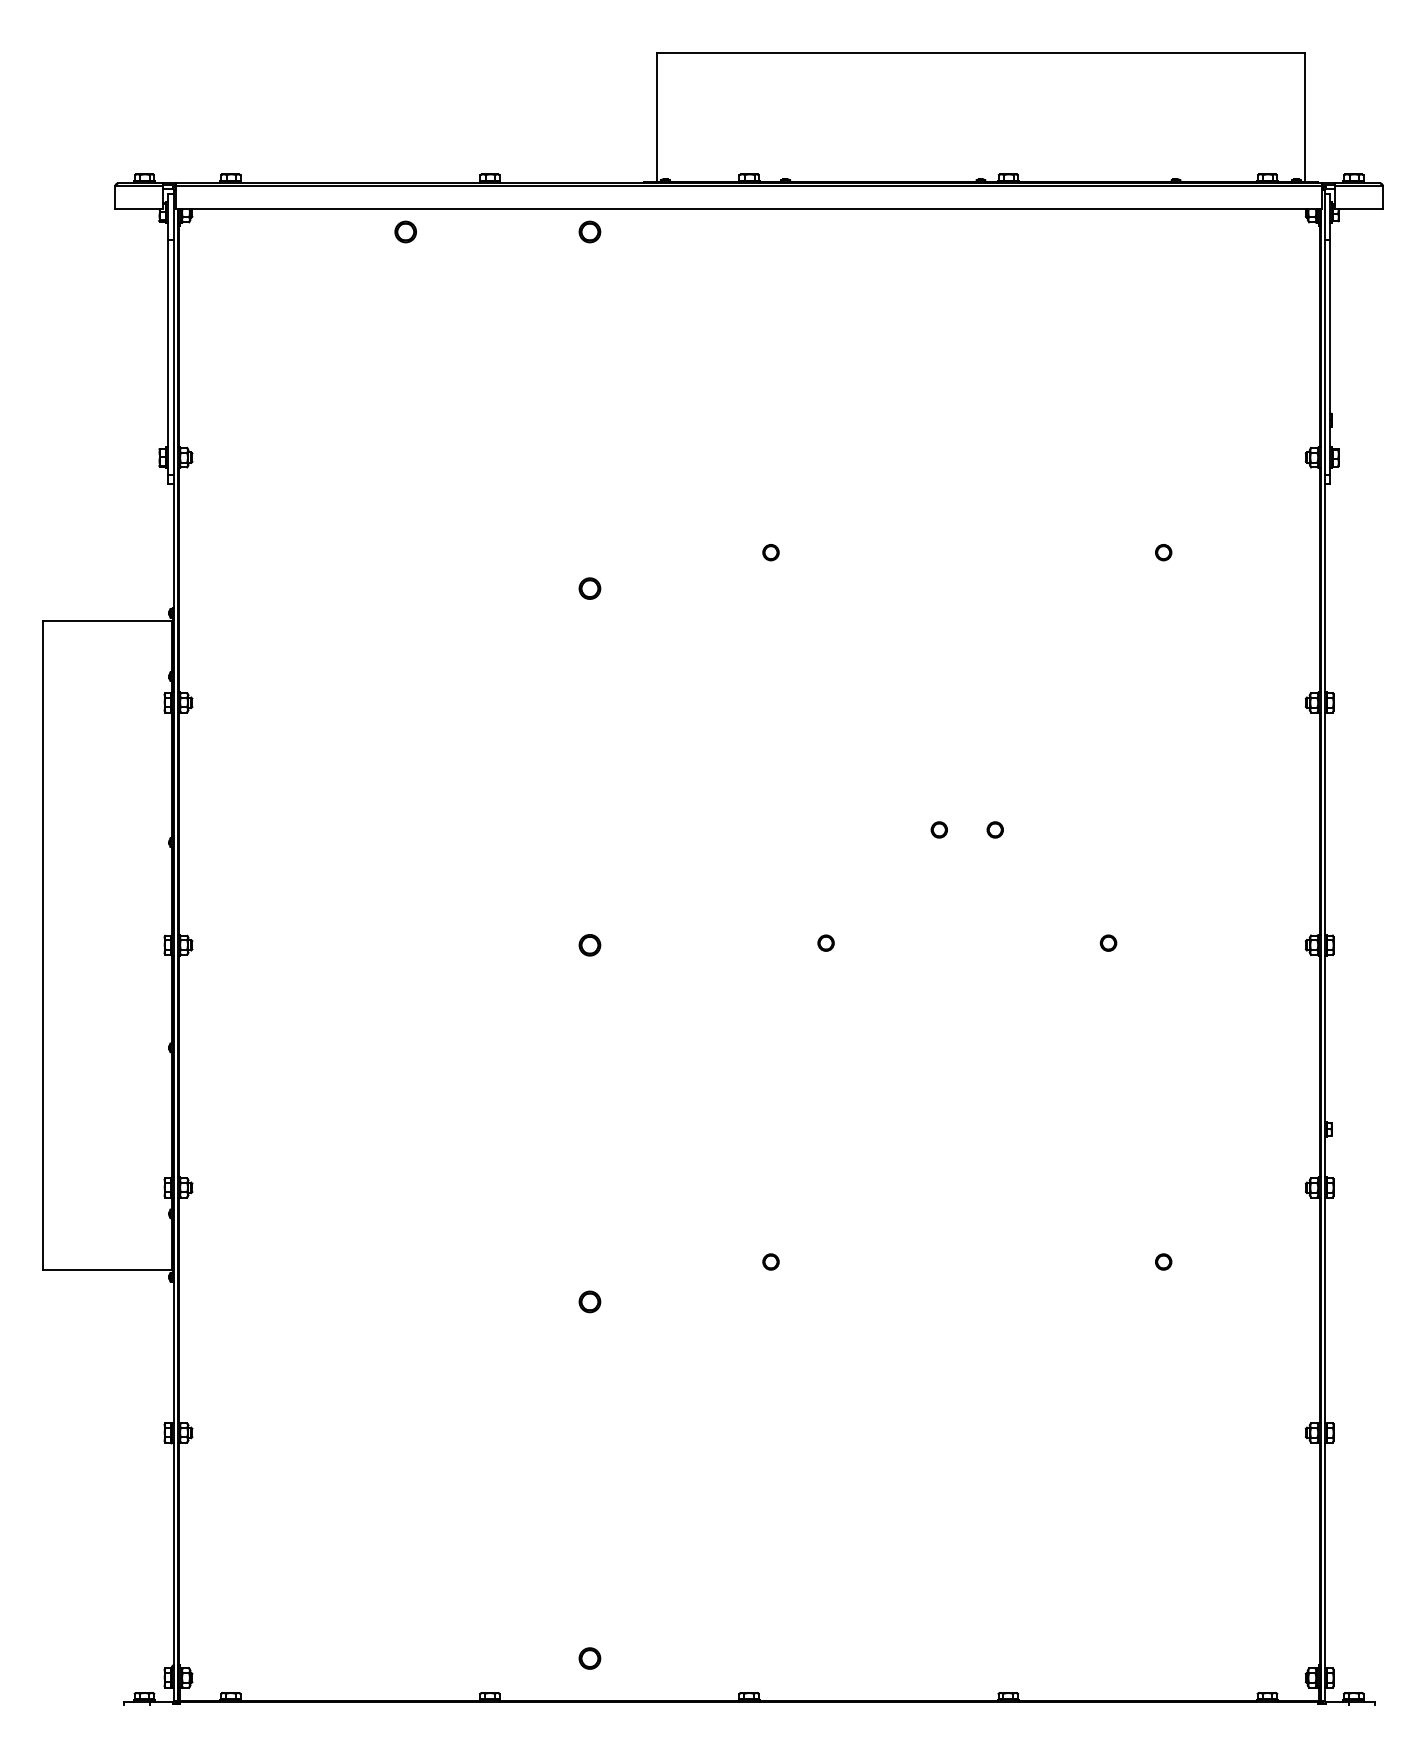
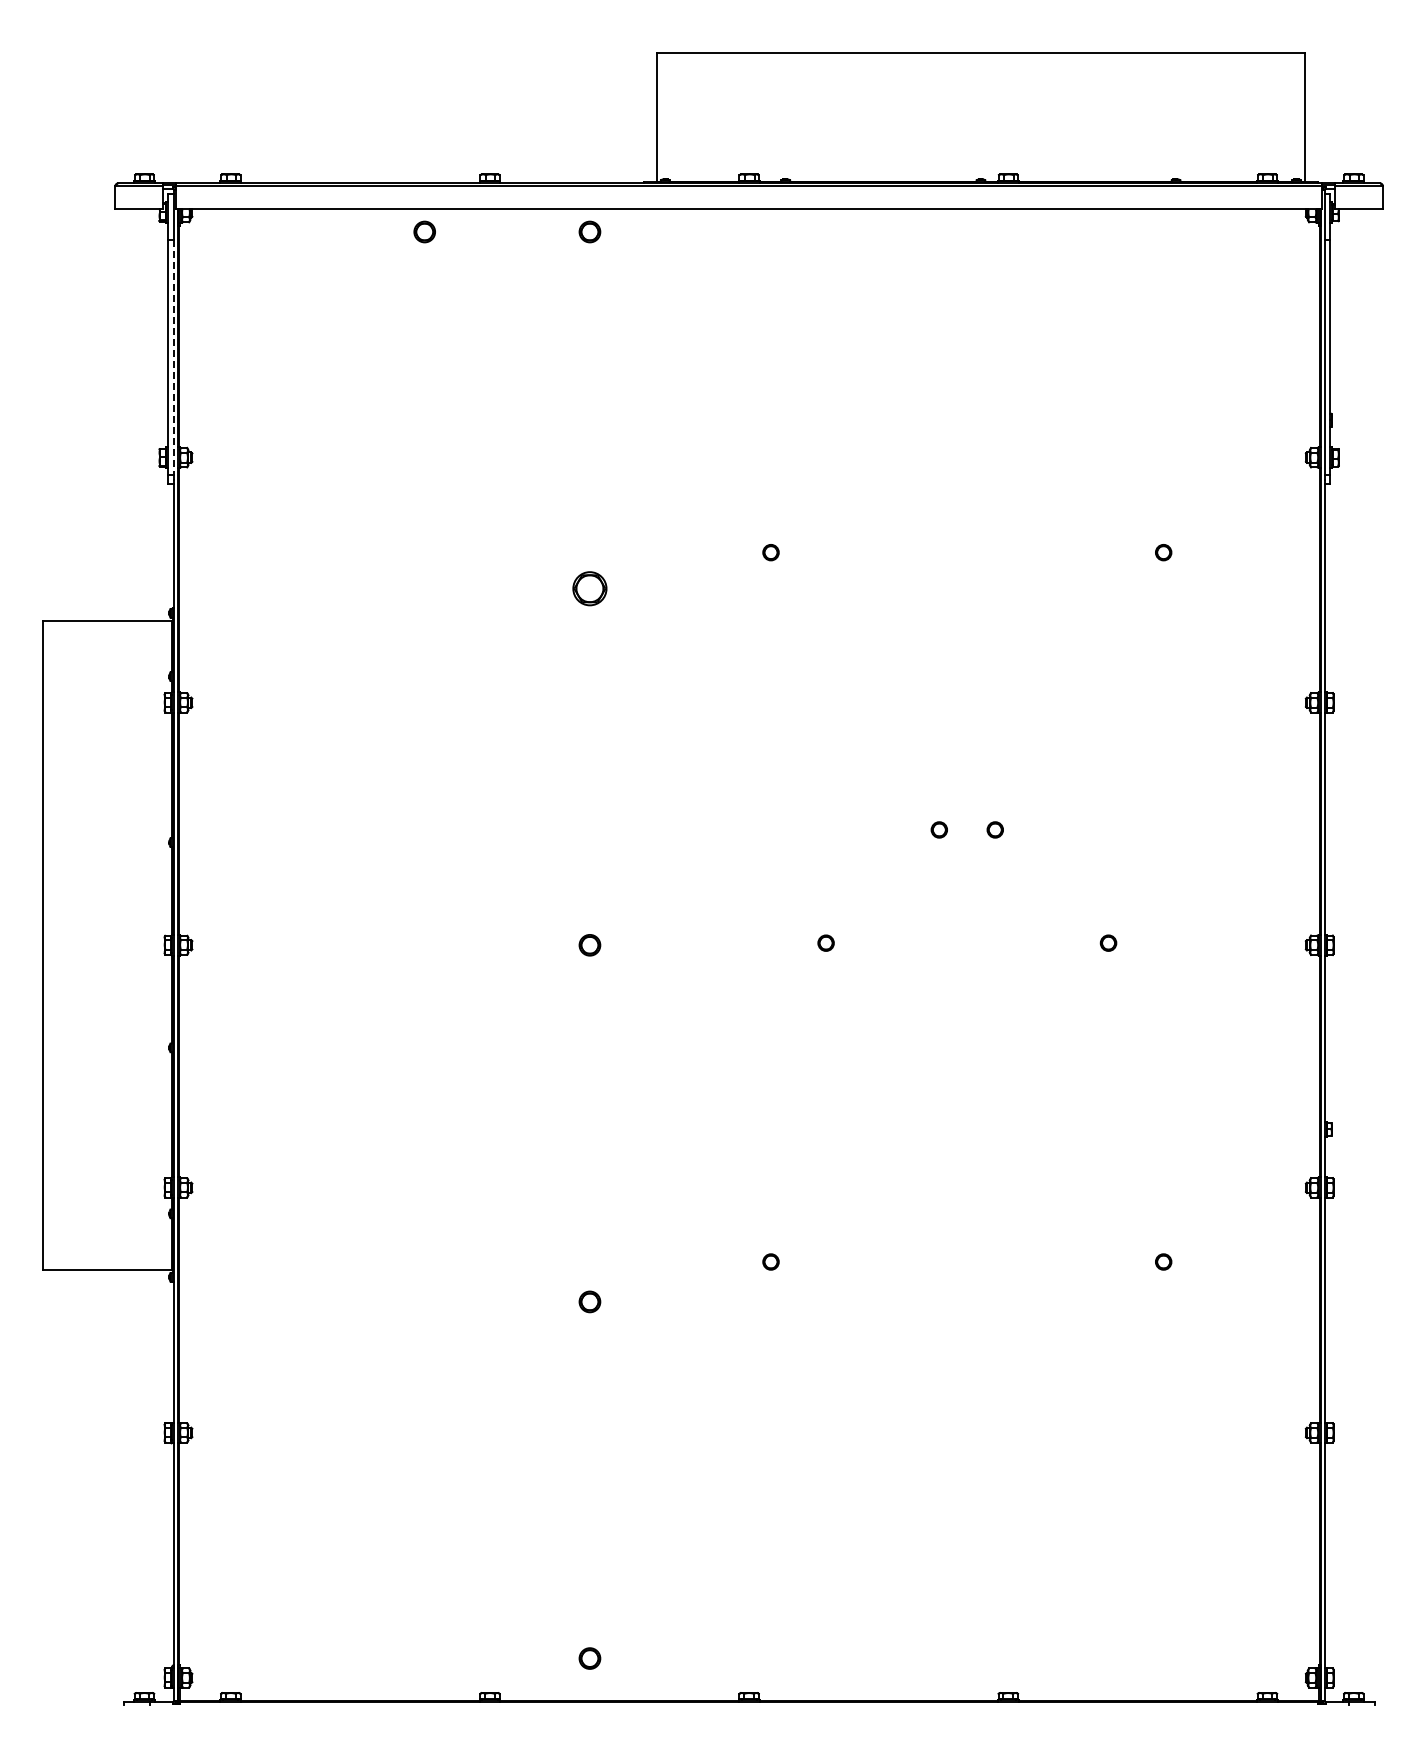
part position: (405, 231) -> (424, 231) (424, 231)
line: solid -> dashed (173, 357)
part size: 24x23 px -> 36x36 px (589, 588)
